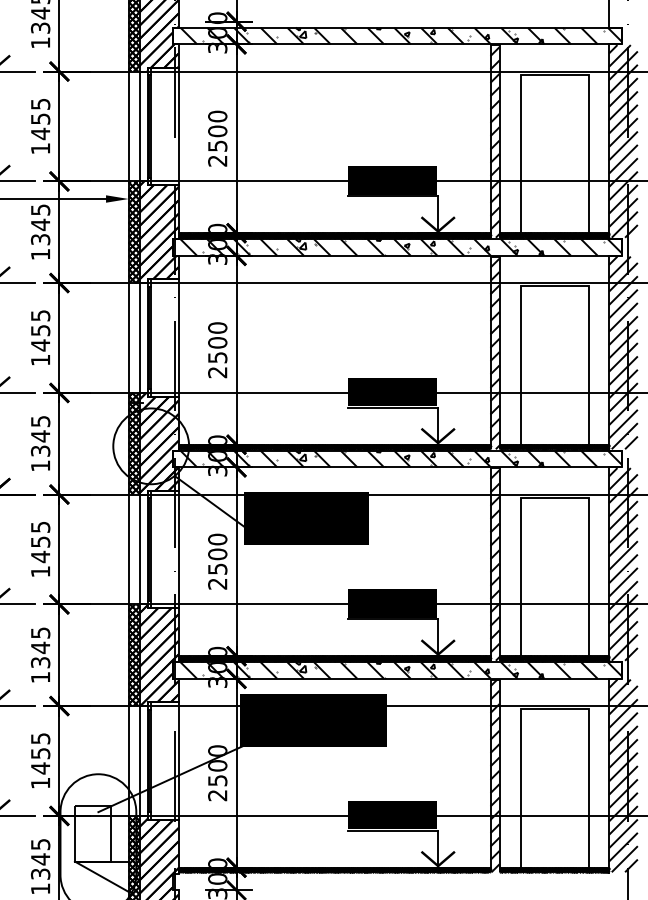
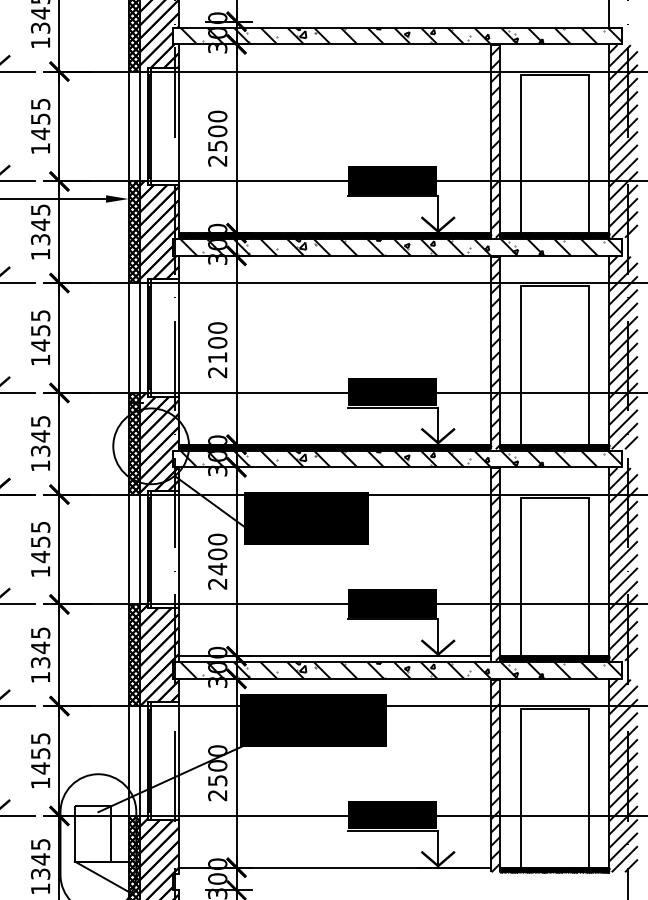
text: 2500 -> 2100 (217, 357)
text: 2500 -> 2400 (217, 569)
hatch: present -> none (334, 658)
hatch: present -> none (334, 869)
